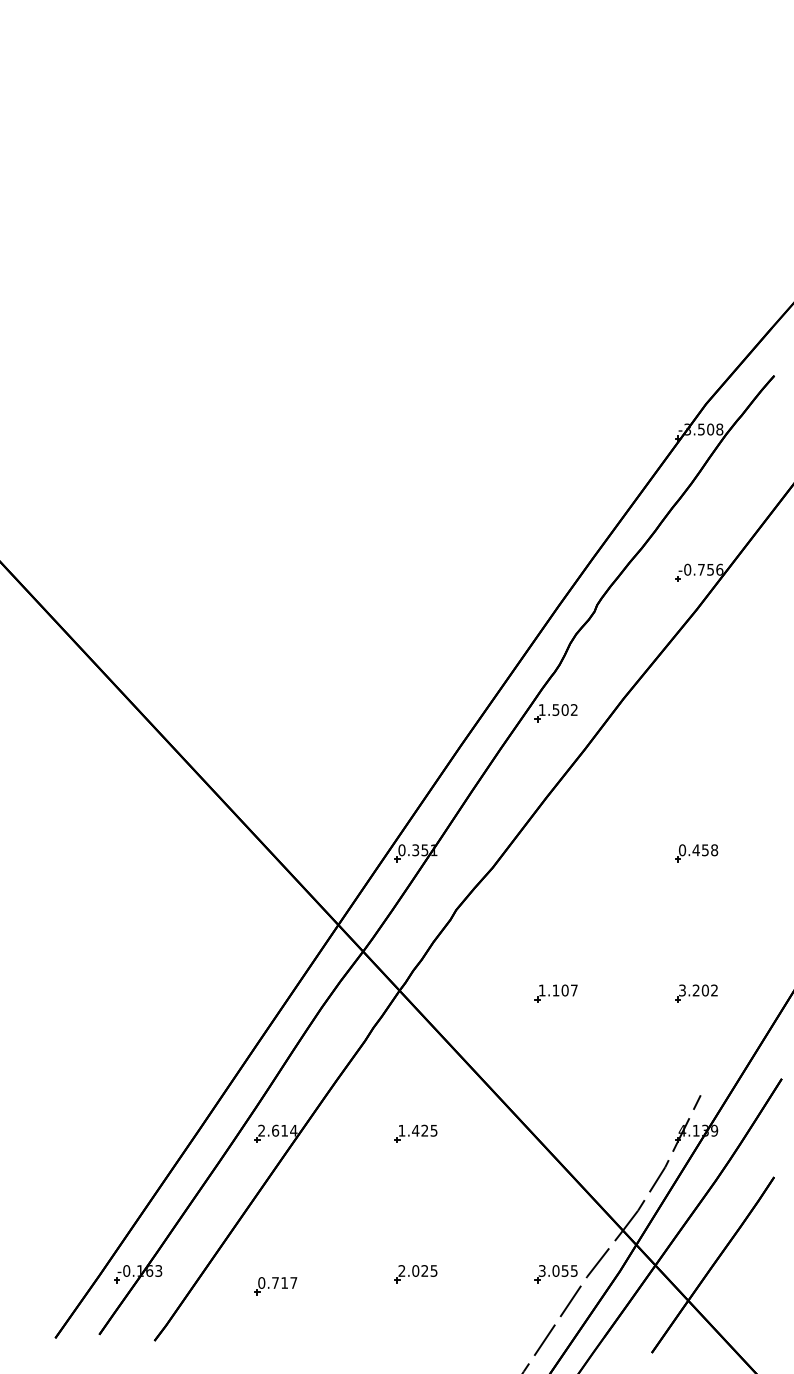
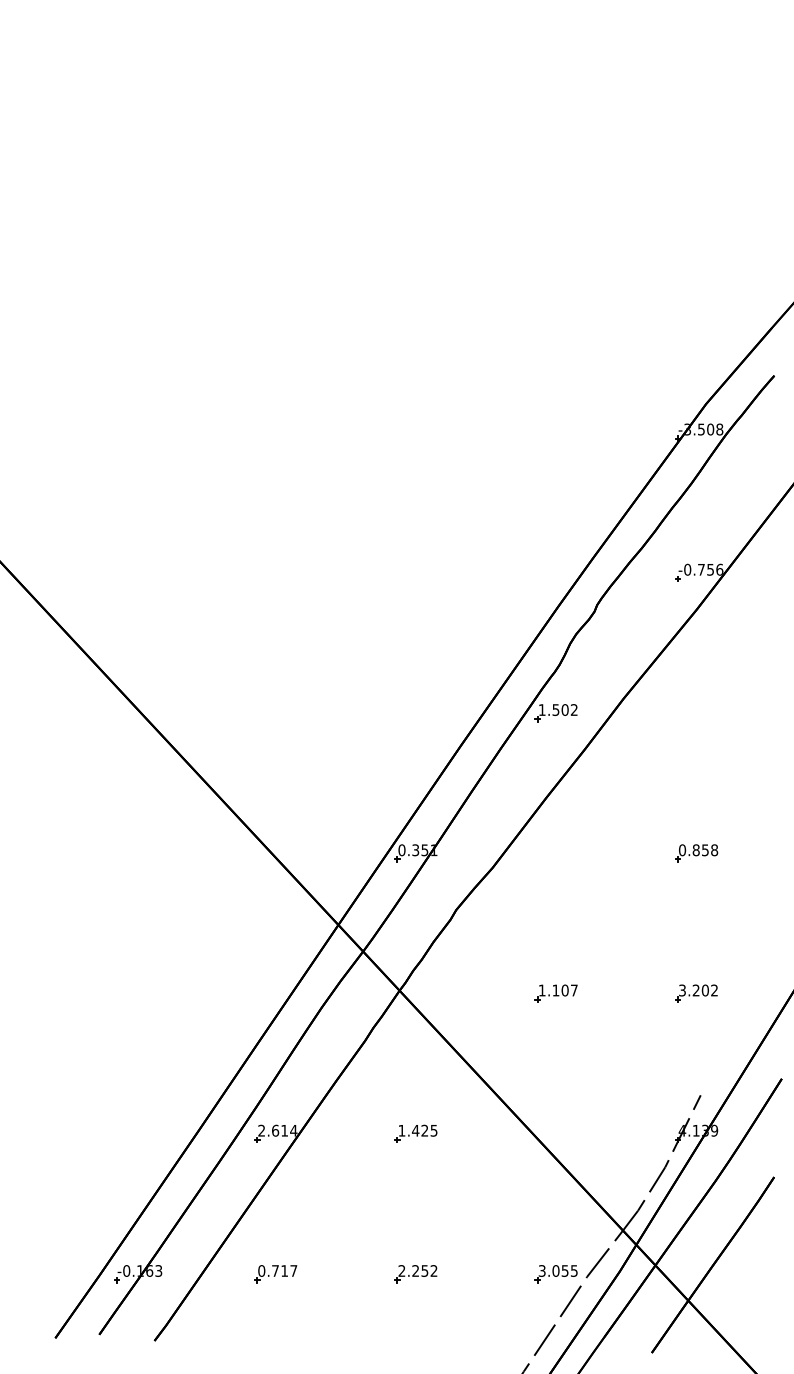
text: 0.458 -> 0.858 (695, 850)
text: 2.025 -> 2.252 (424, 1270)
part position: (275, 1286) -> (275, 1274) (275, 1274)
